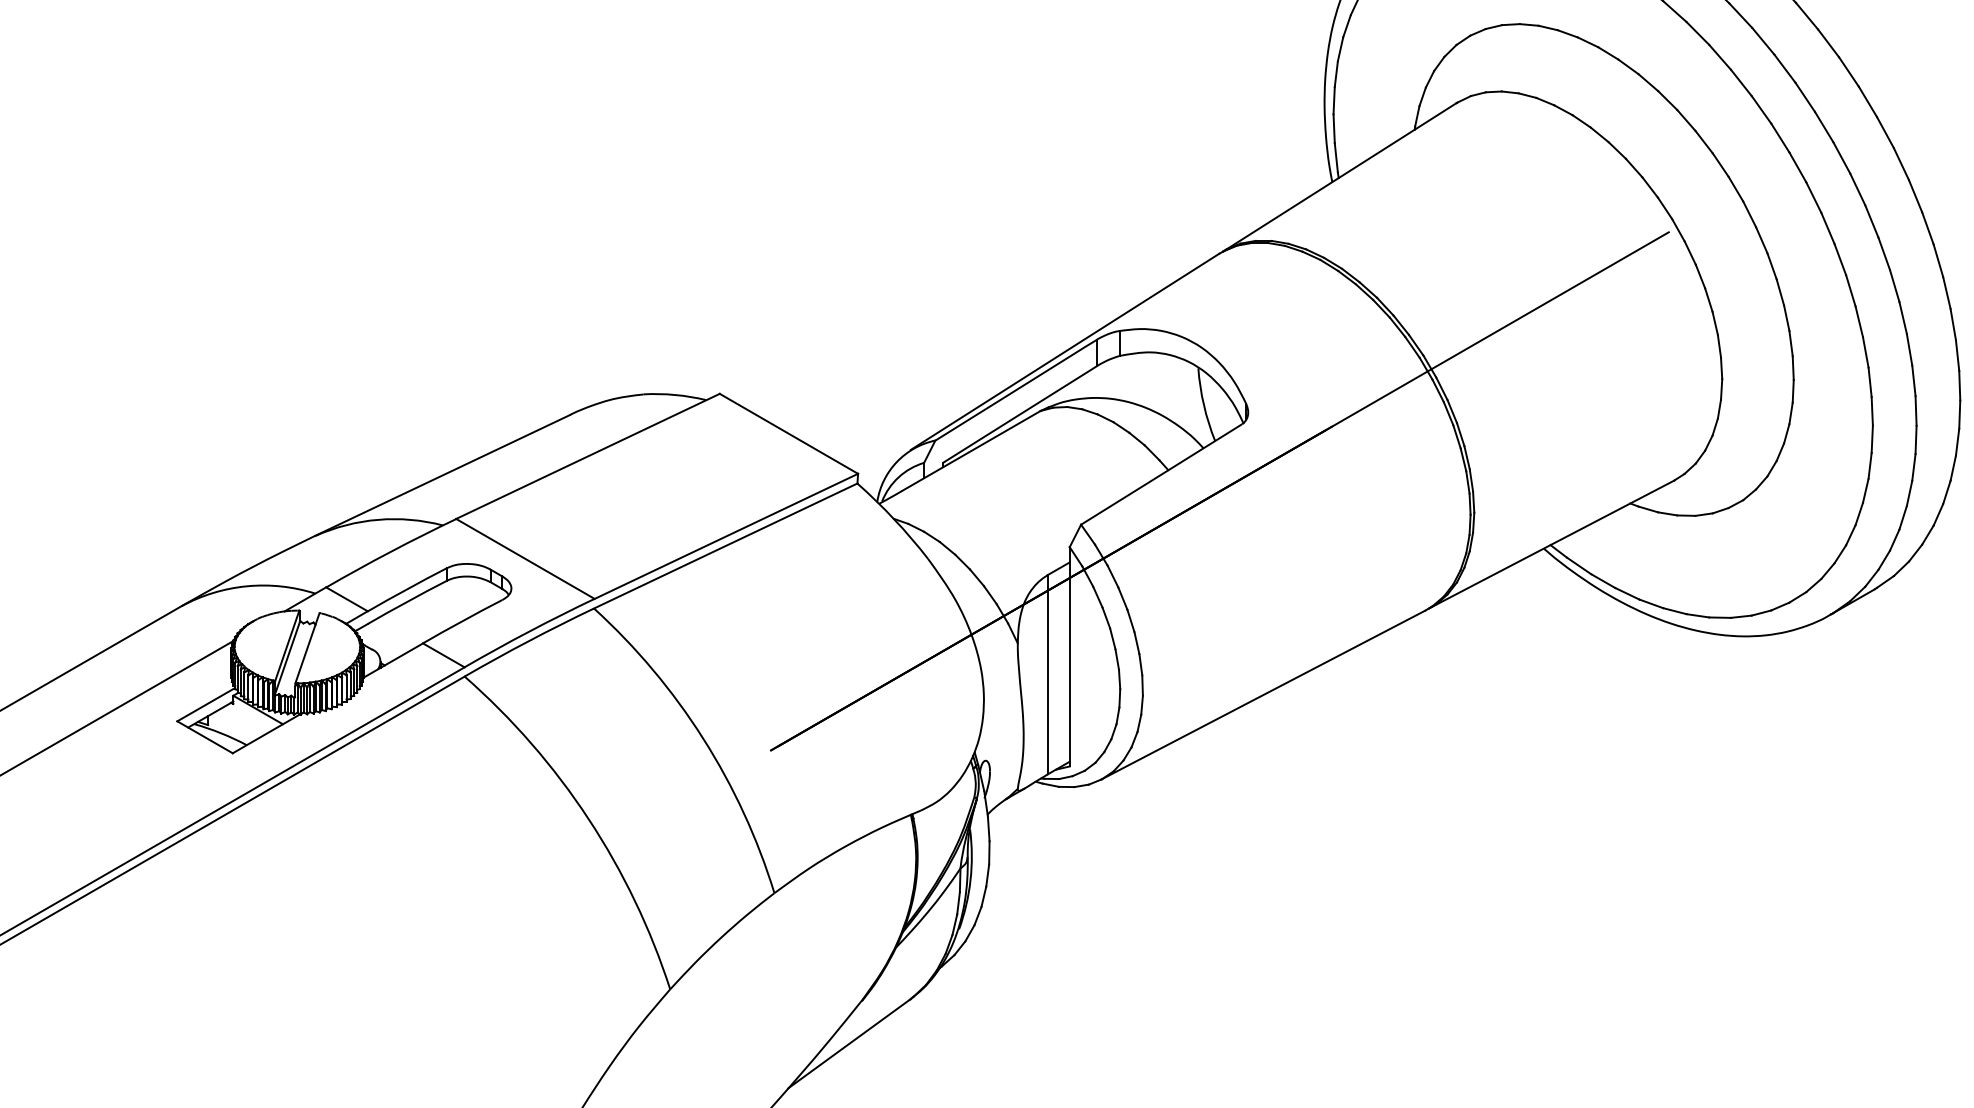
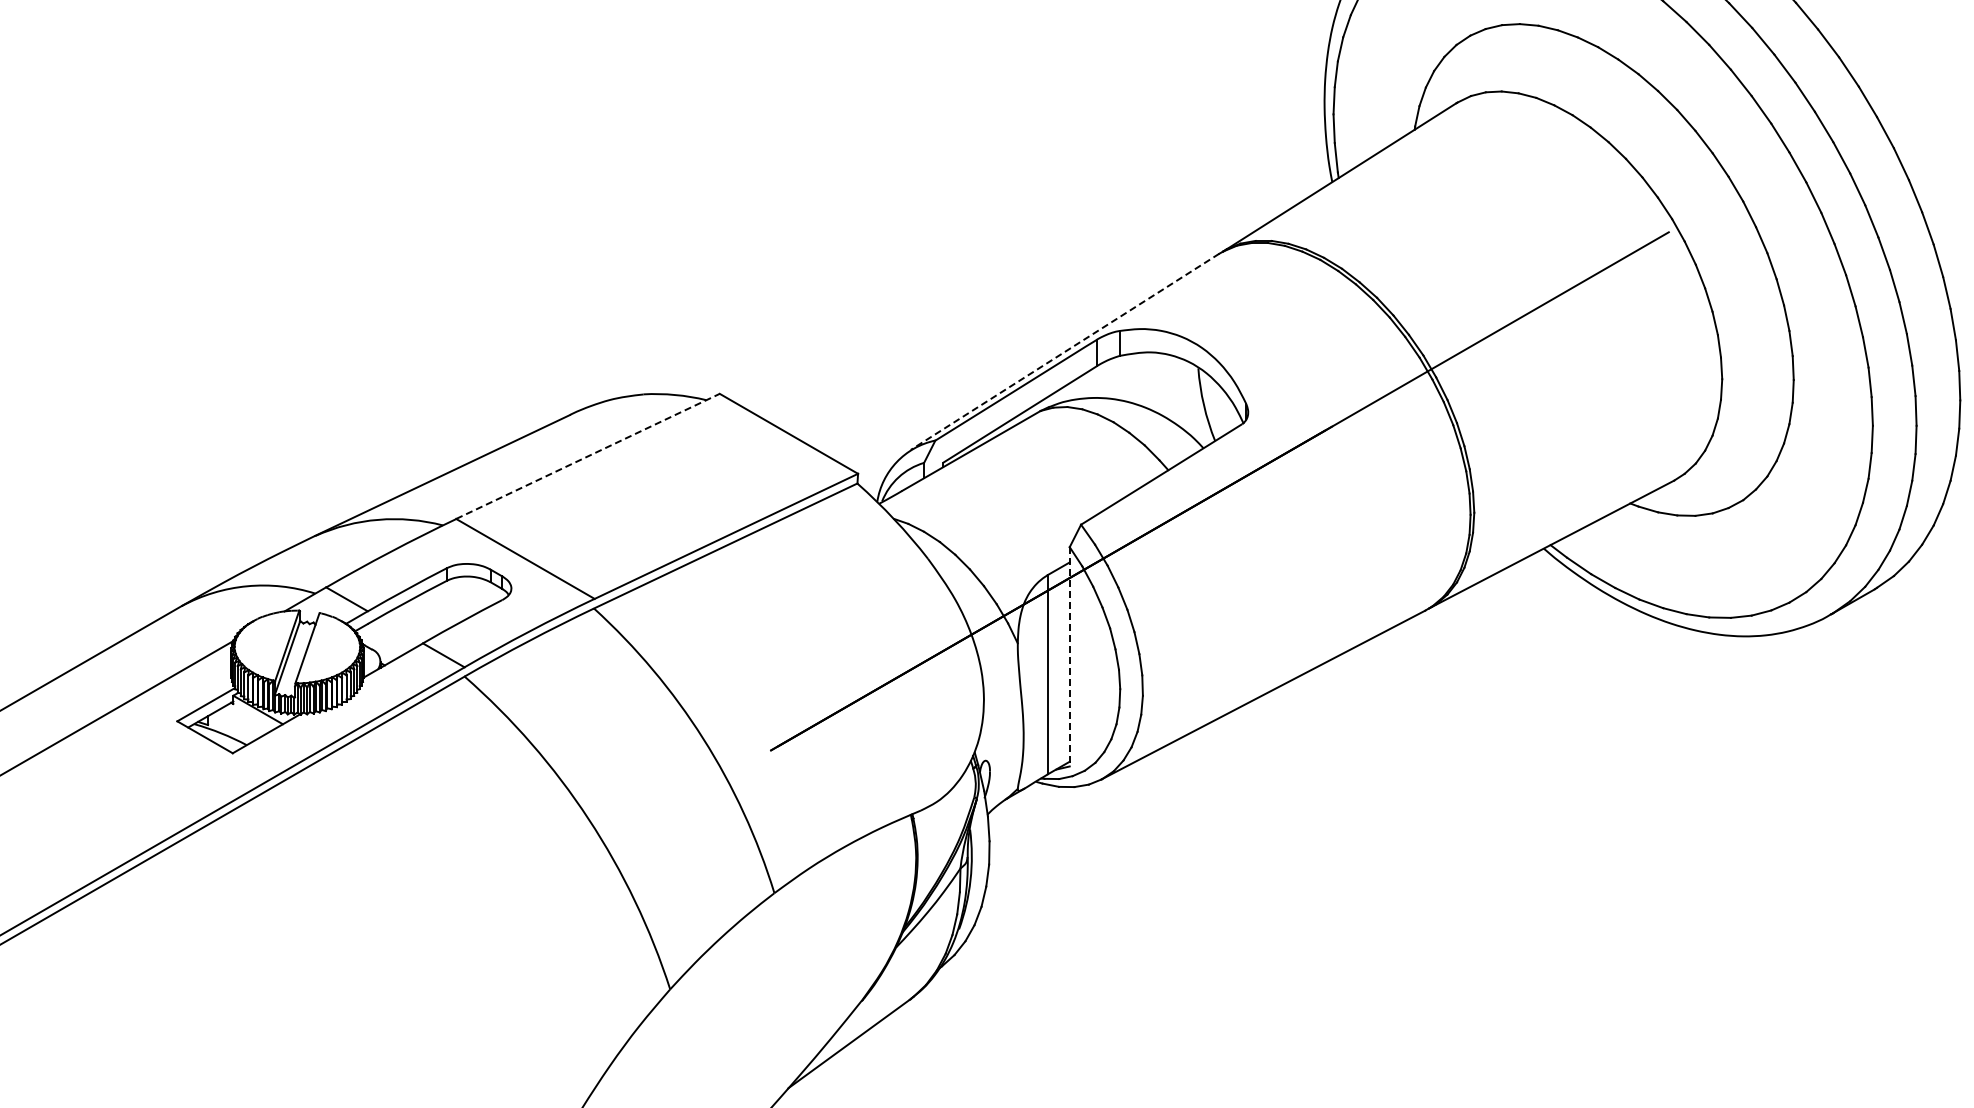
line: solid -> dashed (1065, 351)
line: solid -> dashed (587, 456)
line: solid -> dashed (1069, 656)
